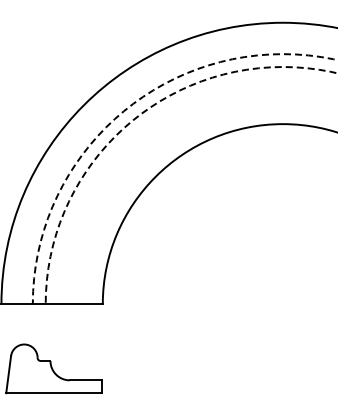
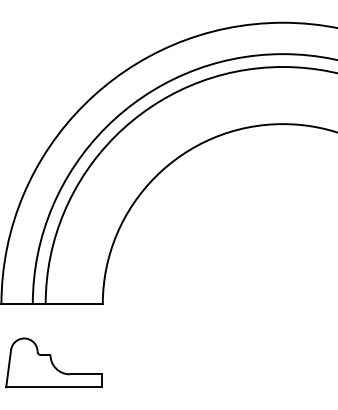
arc: dashed -> solid (125, 110)
arc: dashed -> solid (135, 118)
part position: (53, 368) -> (53, 362) (53, 362)
